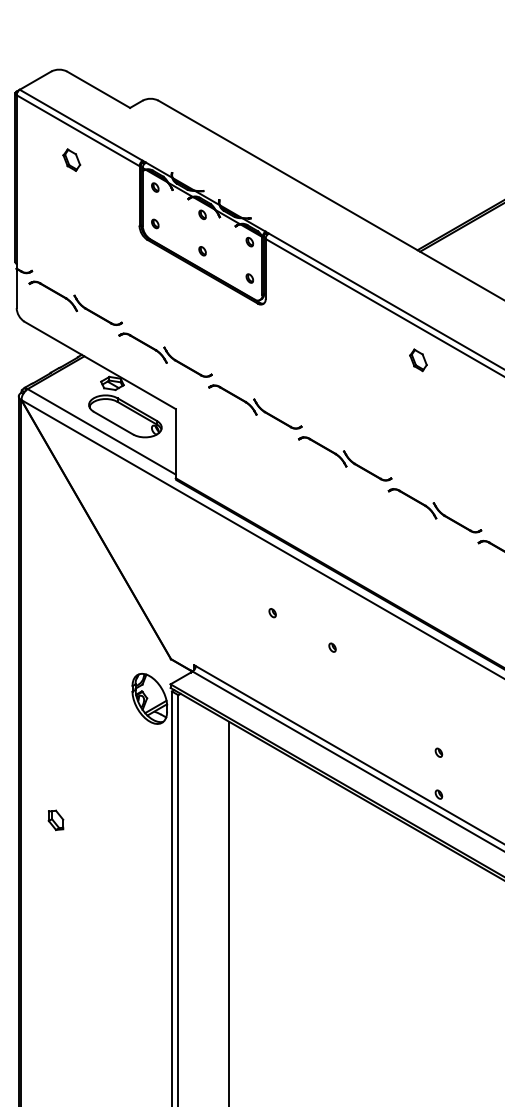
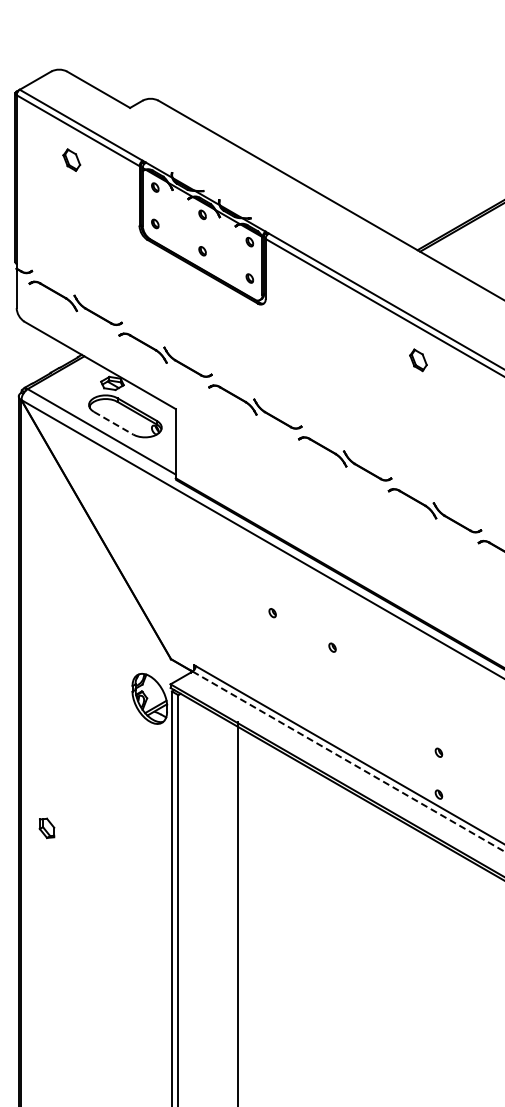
line: solid -> dashed (113, 423)
line: solid -> dashed (349, 761)
part position: (55, 820) -> (46, 828) (46, 828)
line position: (228, 912) -> (237, 912) (237, 912)
